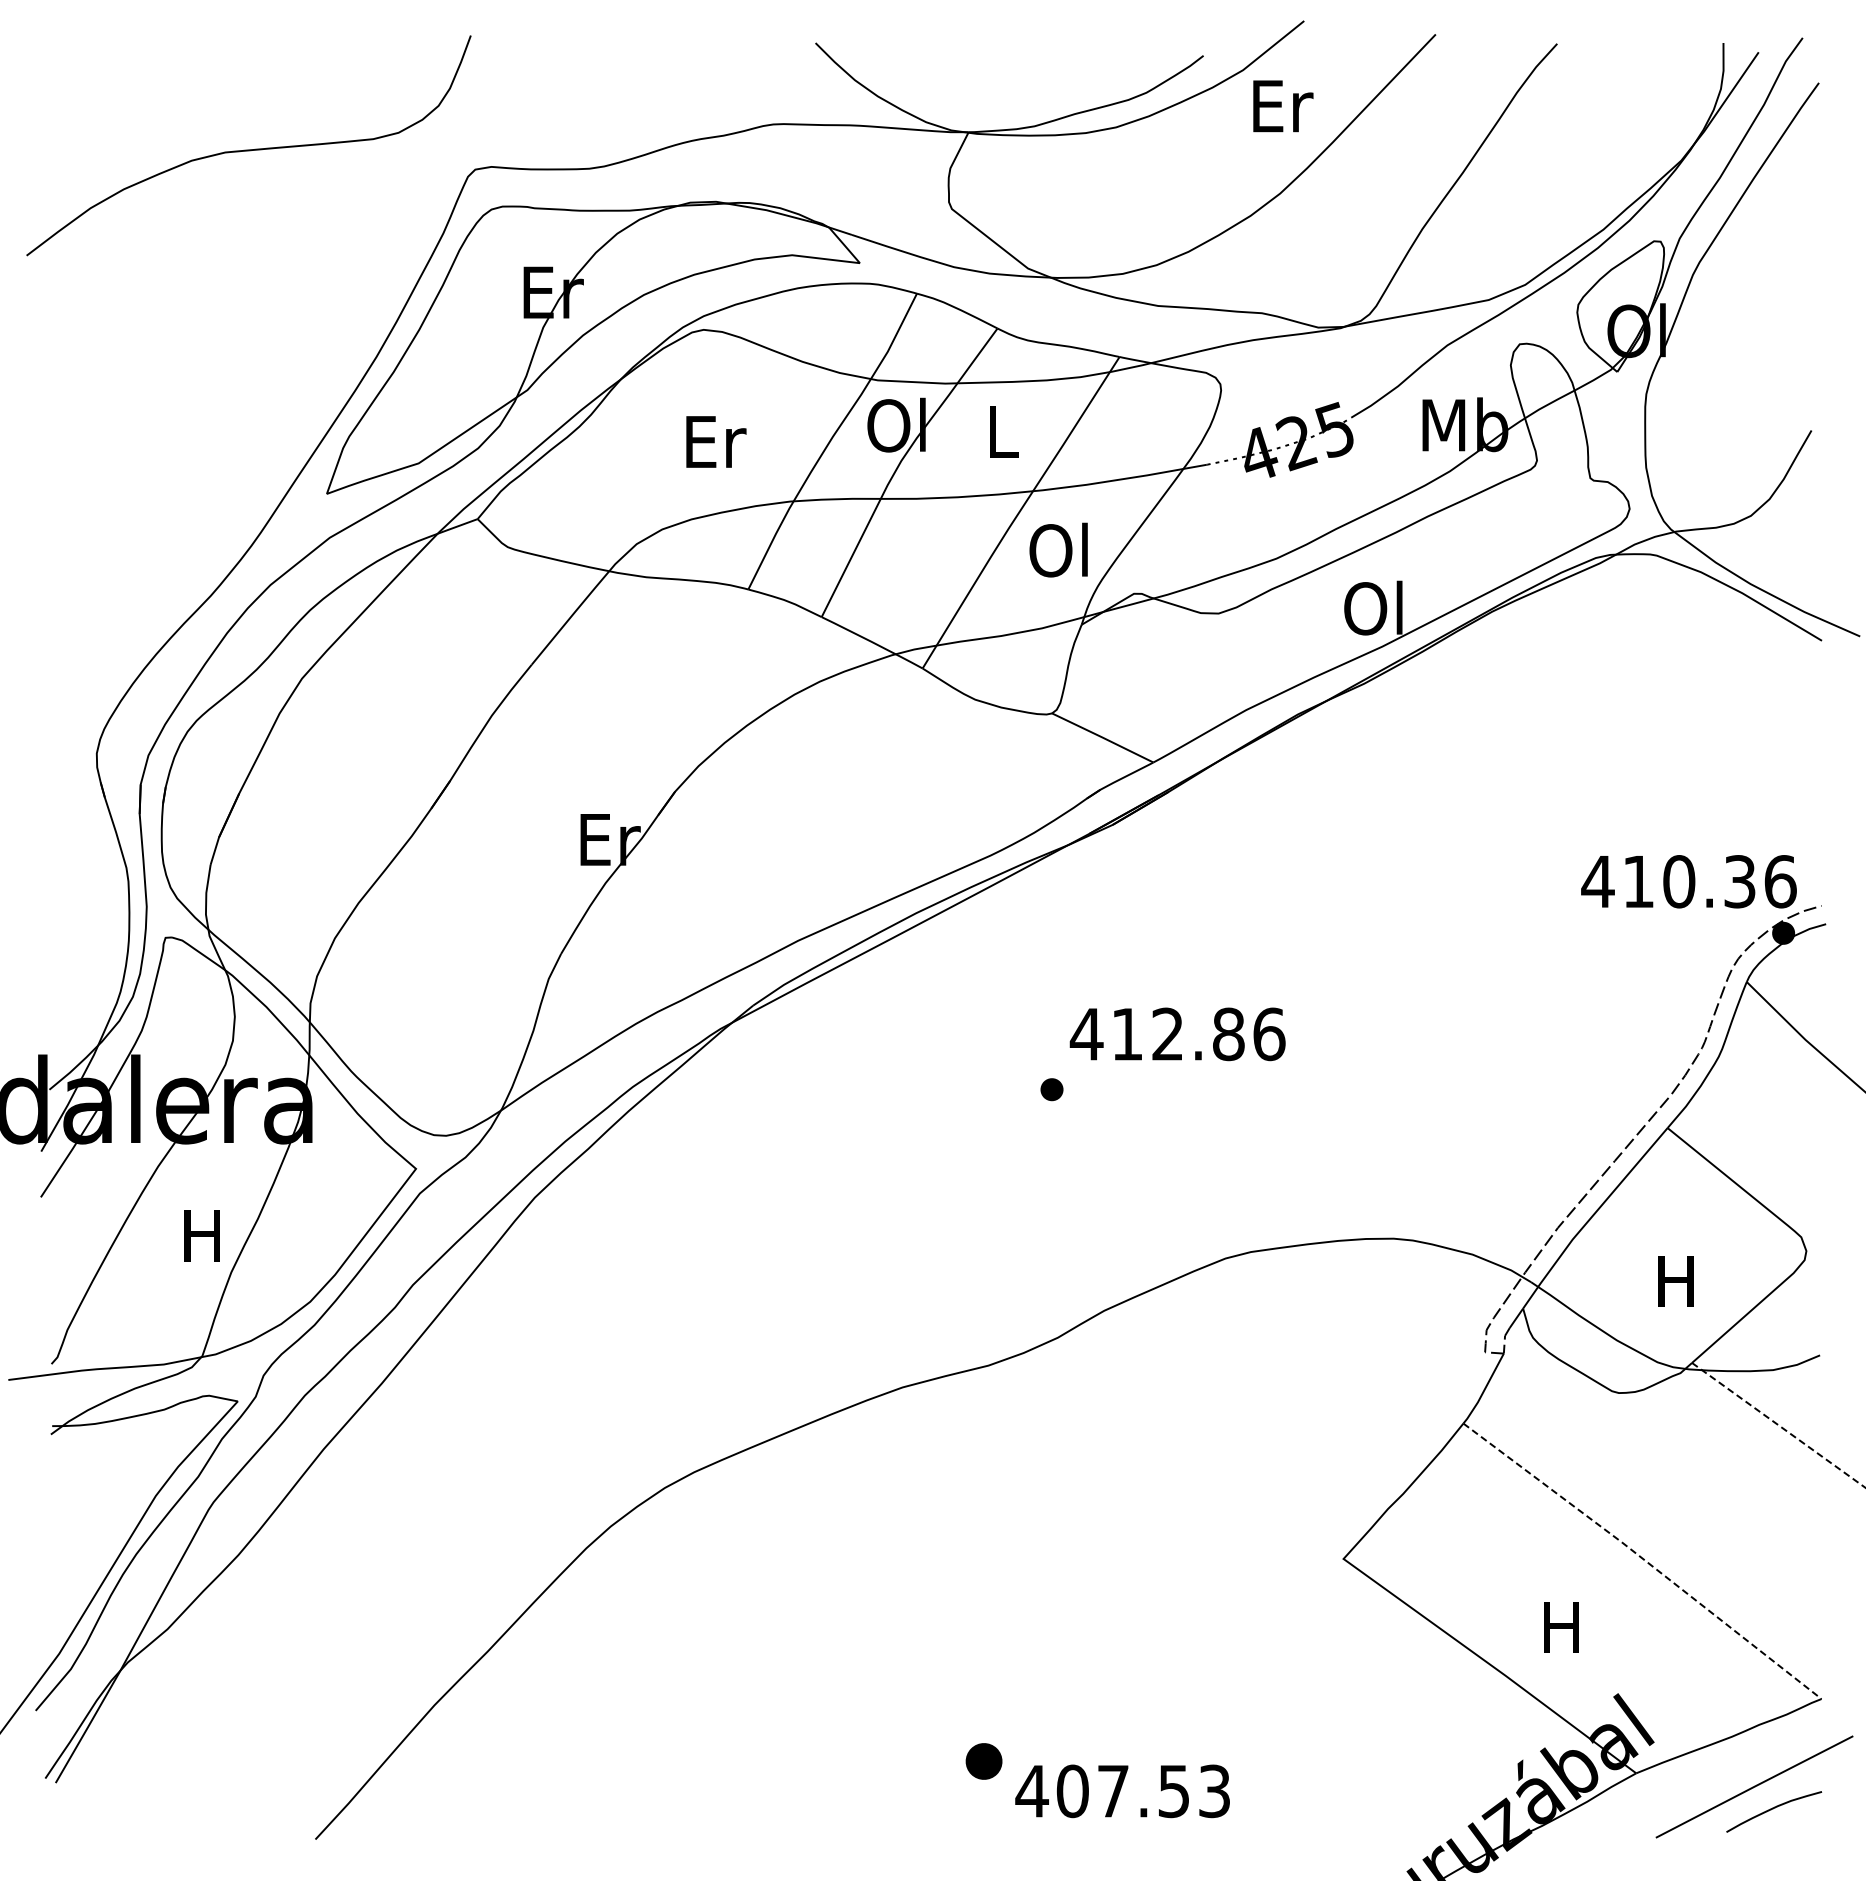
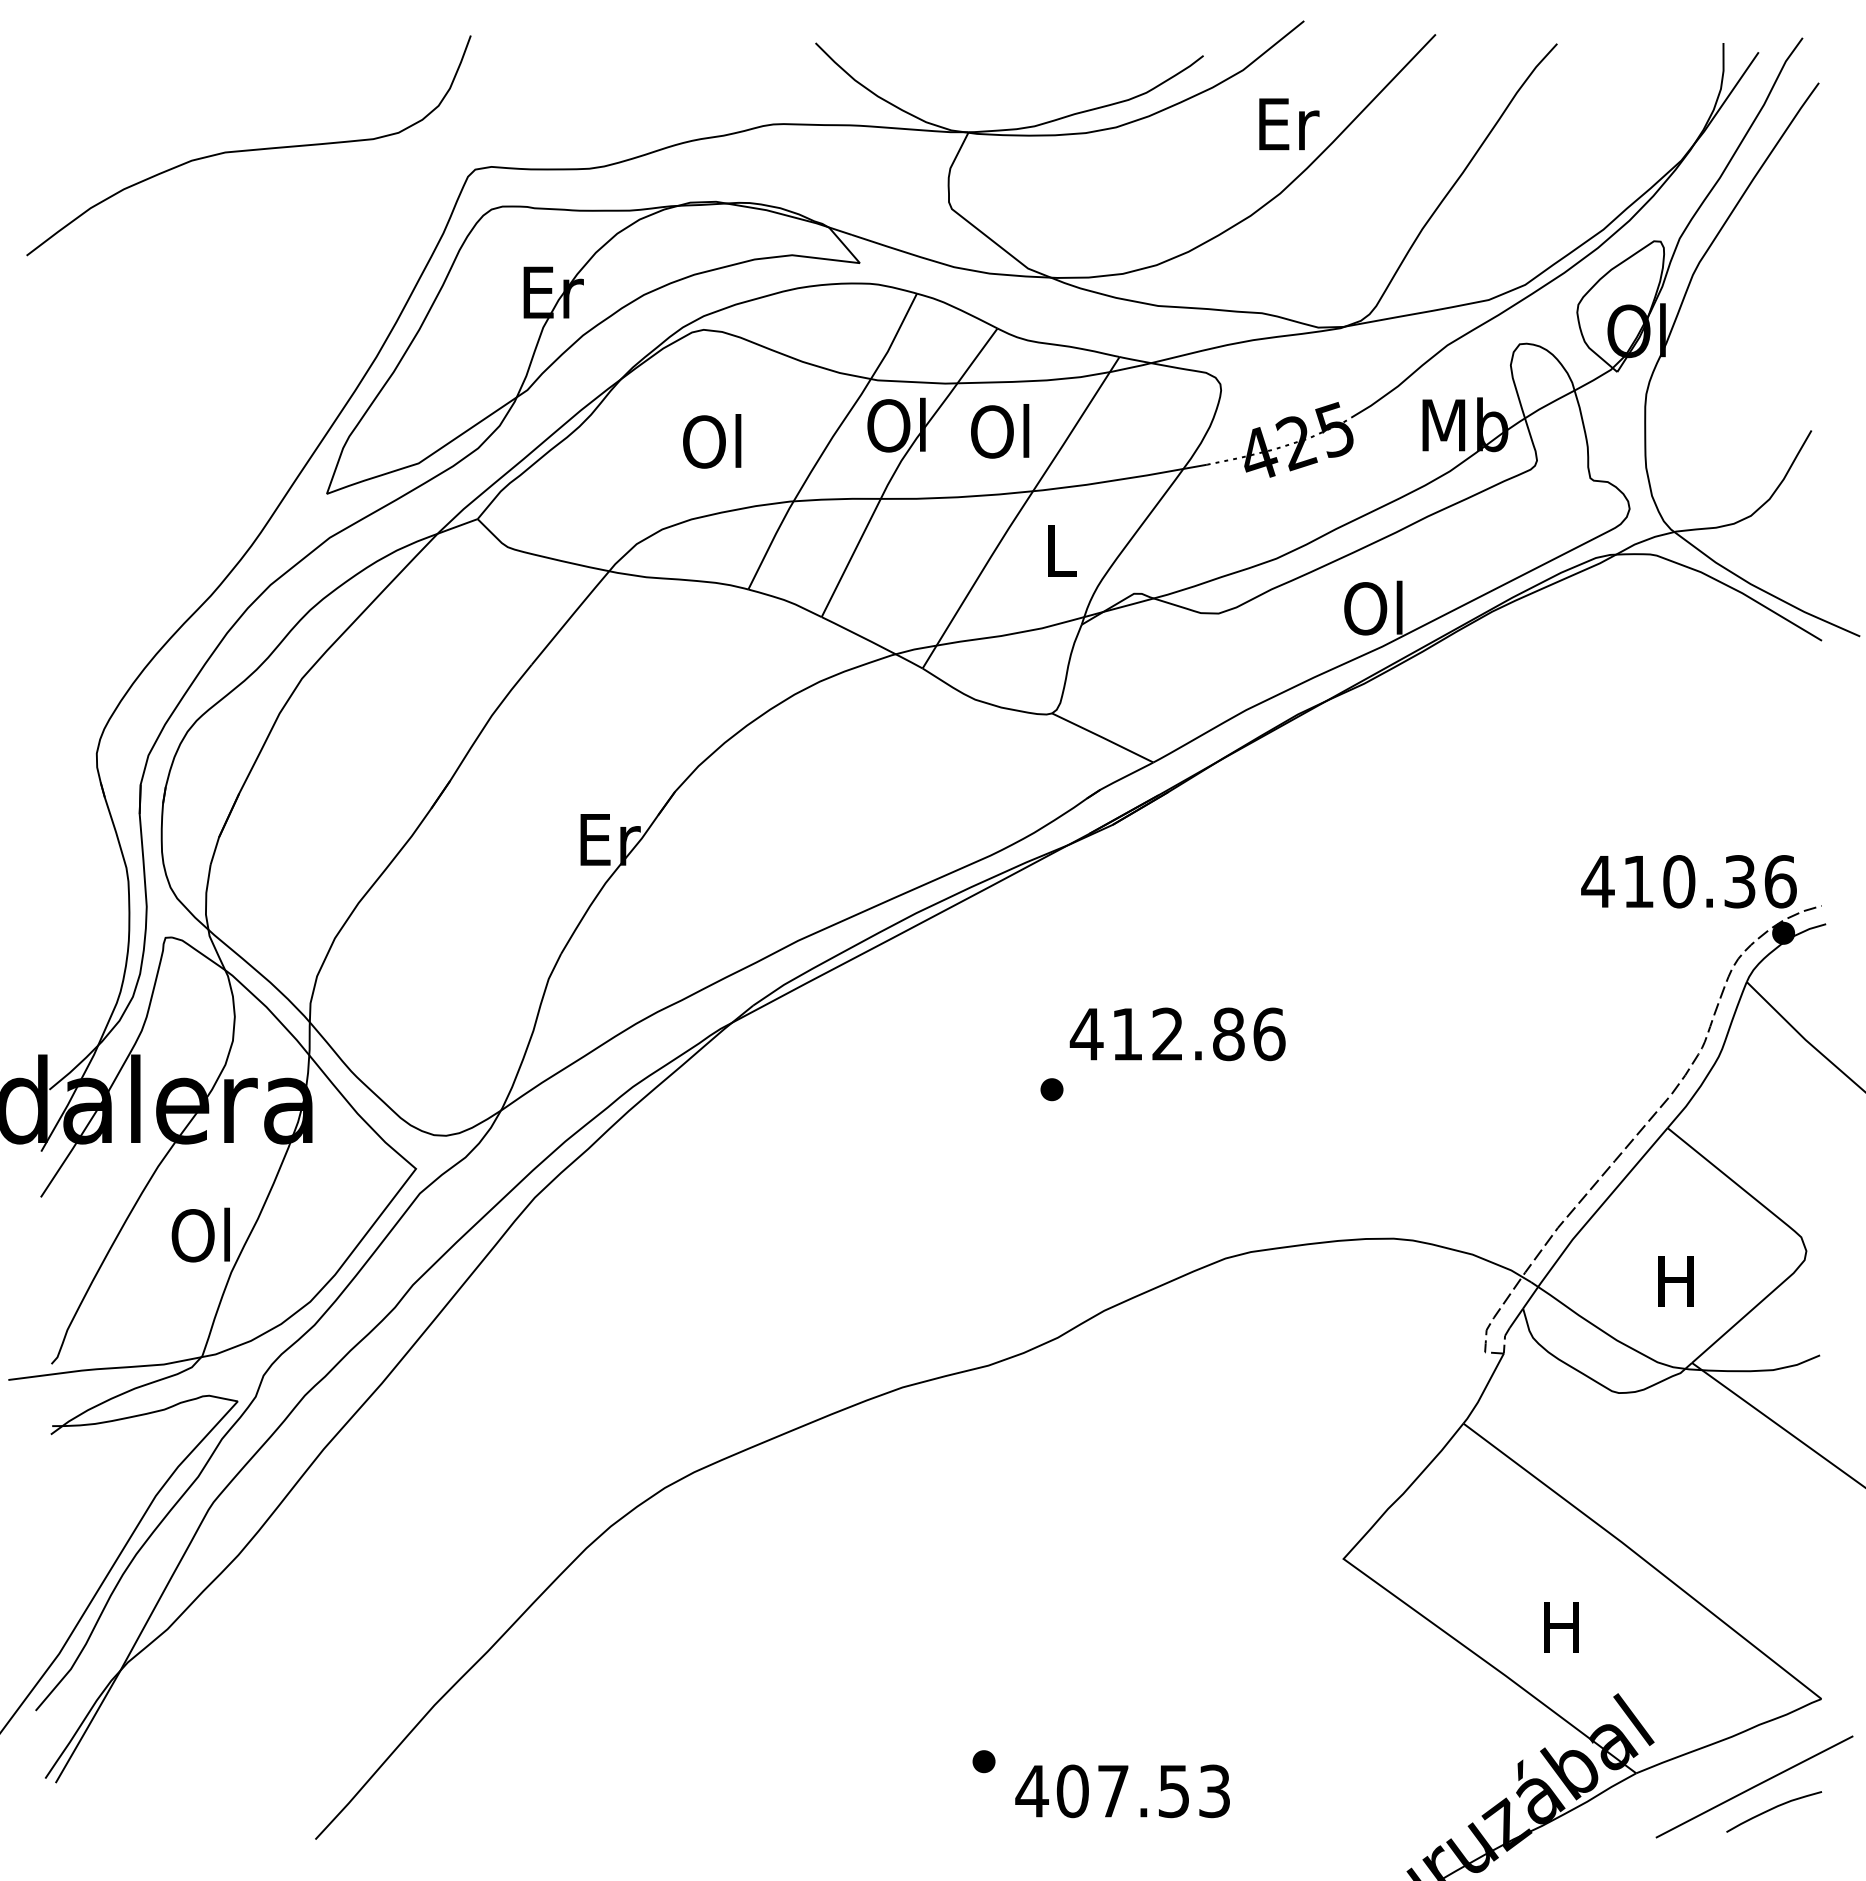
text position: (1283, 106) -> (1289, 124) (1289, 124)
text: L -> Ol (1000, 431)
text: Er -> Ol (714, 441)
text: Ol -> L (1058, 549)
text: H -> Ol (200, 1234)
line: dashed -> solid (1778, 1425)
line: dashed -> solid (1643, 1559)
part size: 38x37 px -> 24x24 px (983, 1761)
